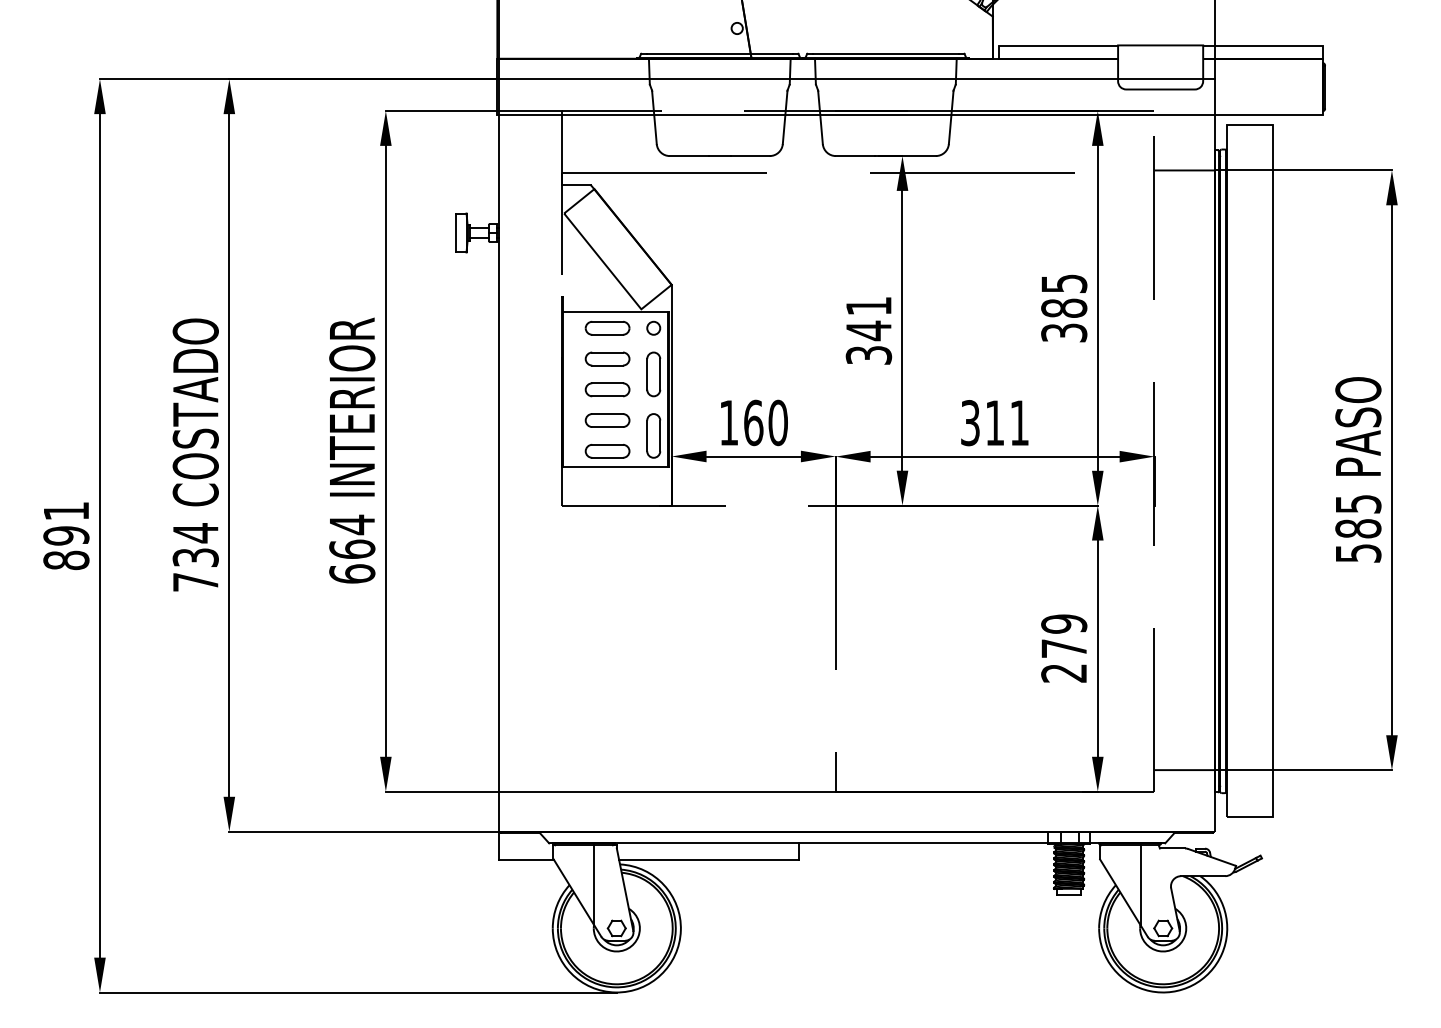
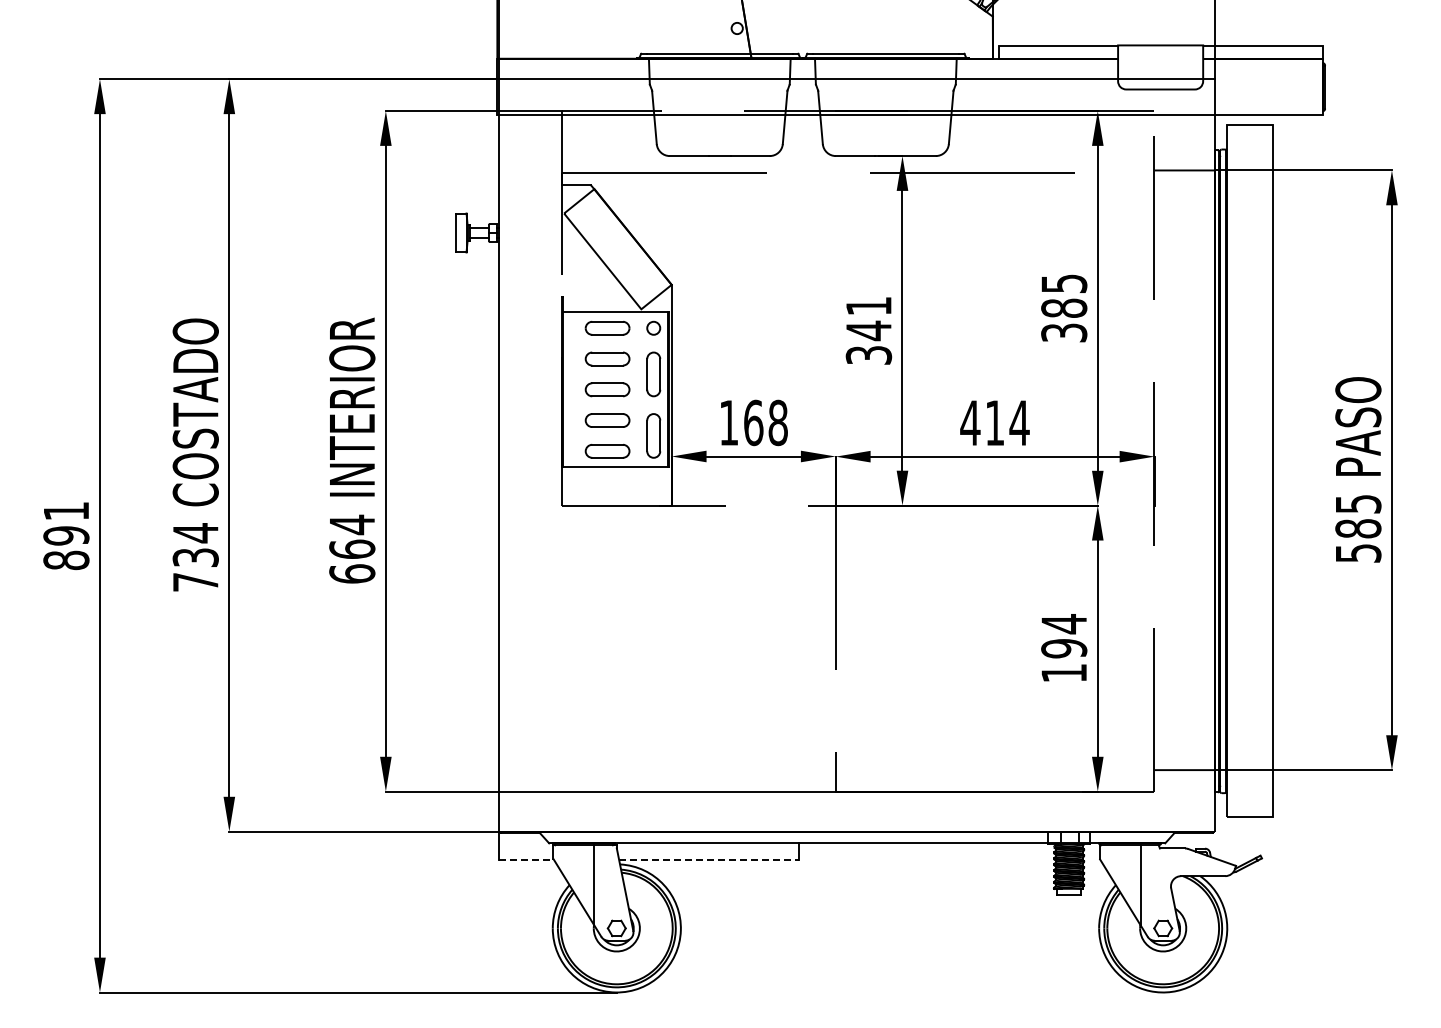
text: 160 -> 168 (777, 422)
text: 311 -> 414 (994, 423)
text: 279 -> 194 (1064, 648)
line: solid -> dashed (527, 859)
line: solid -> dashed (709, 859)
